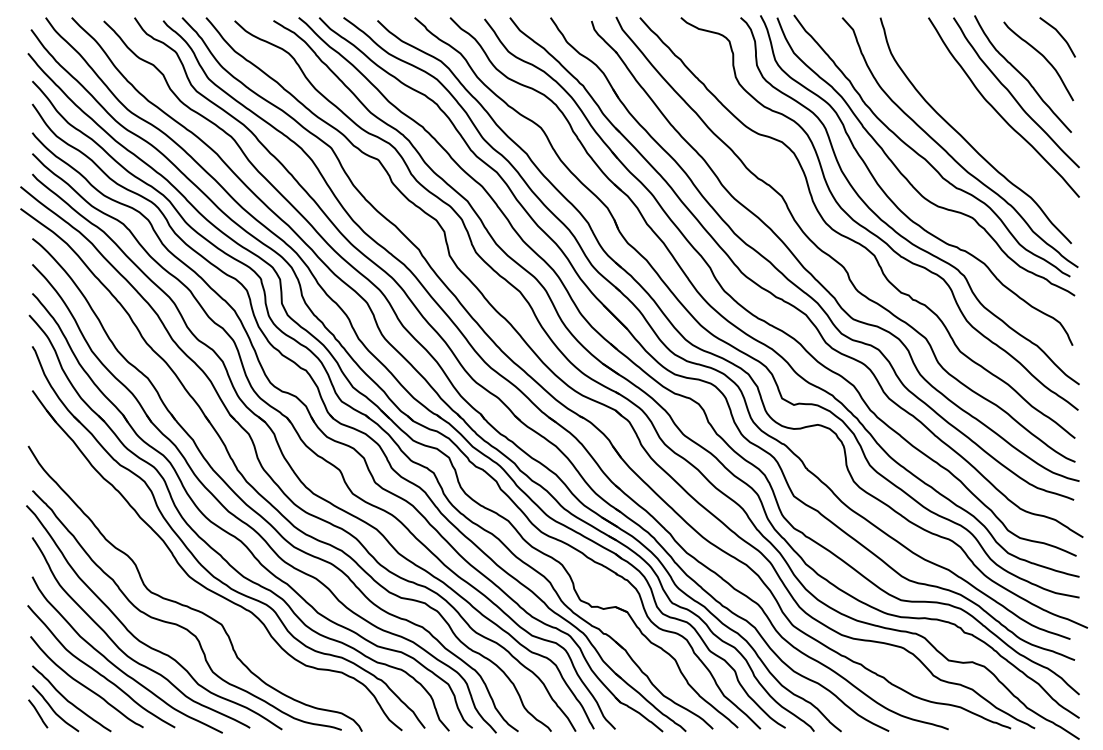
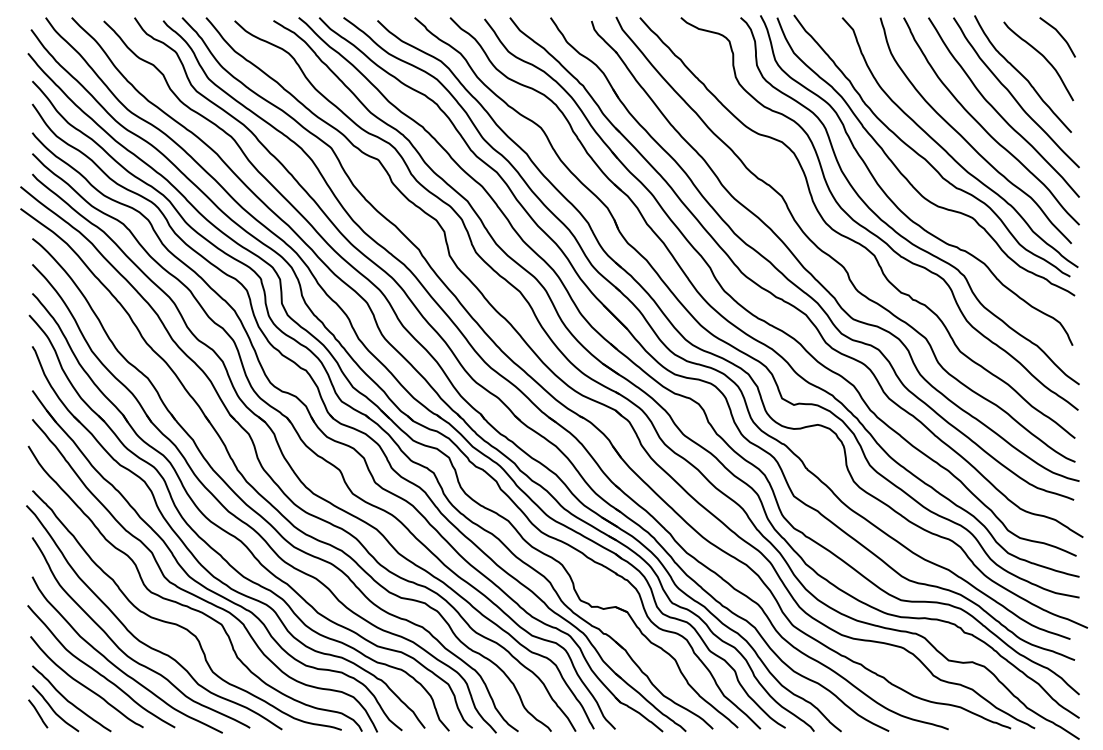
curve: none -> present (982, 125)
curve: none -> present (195, 594)
